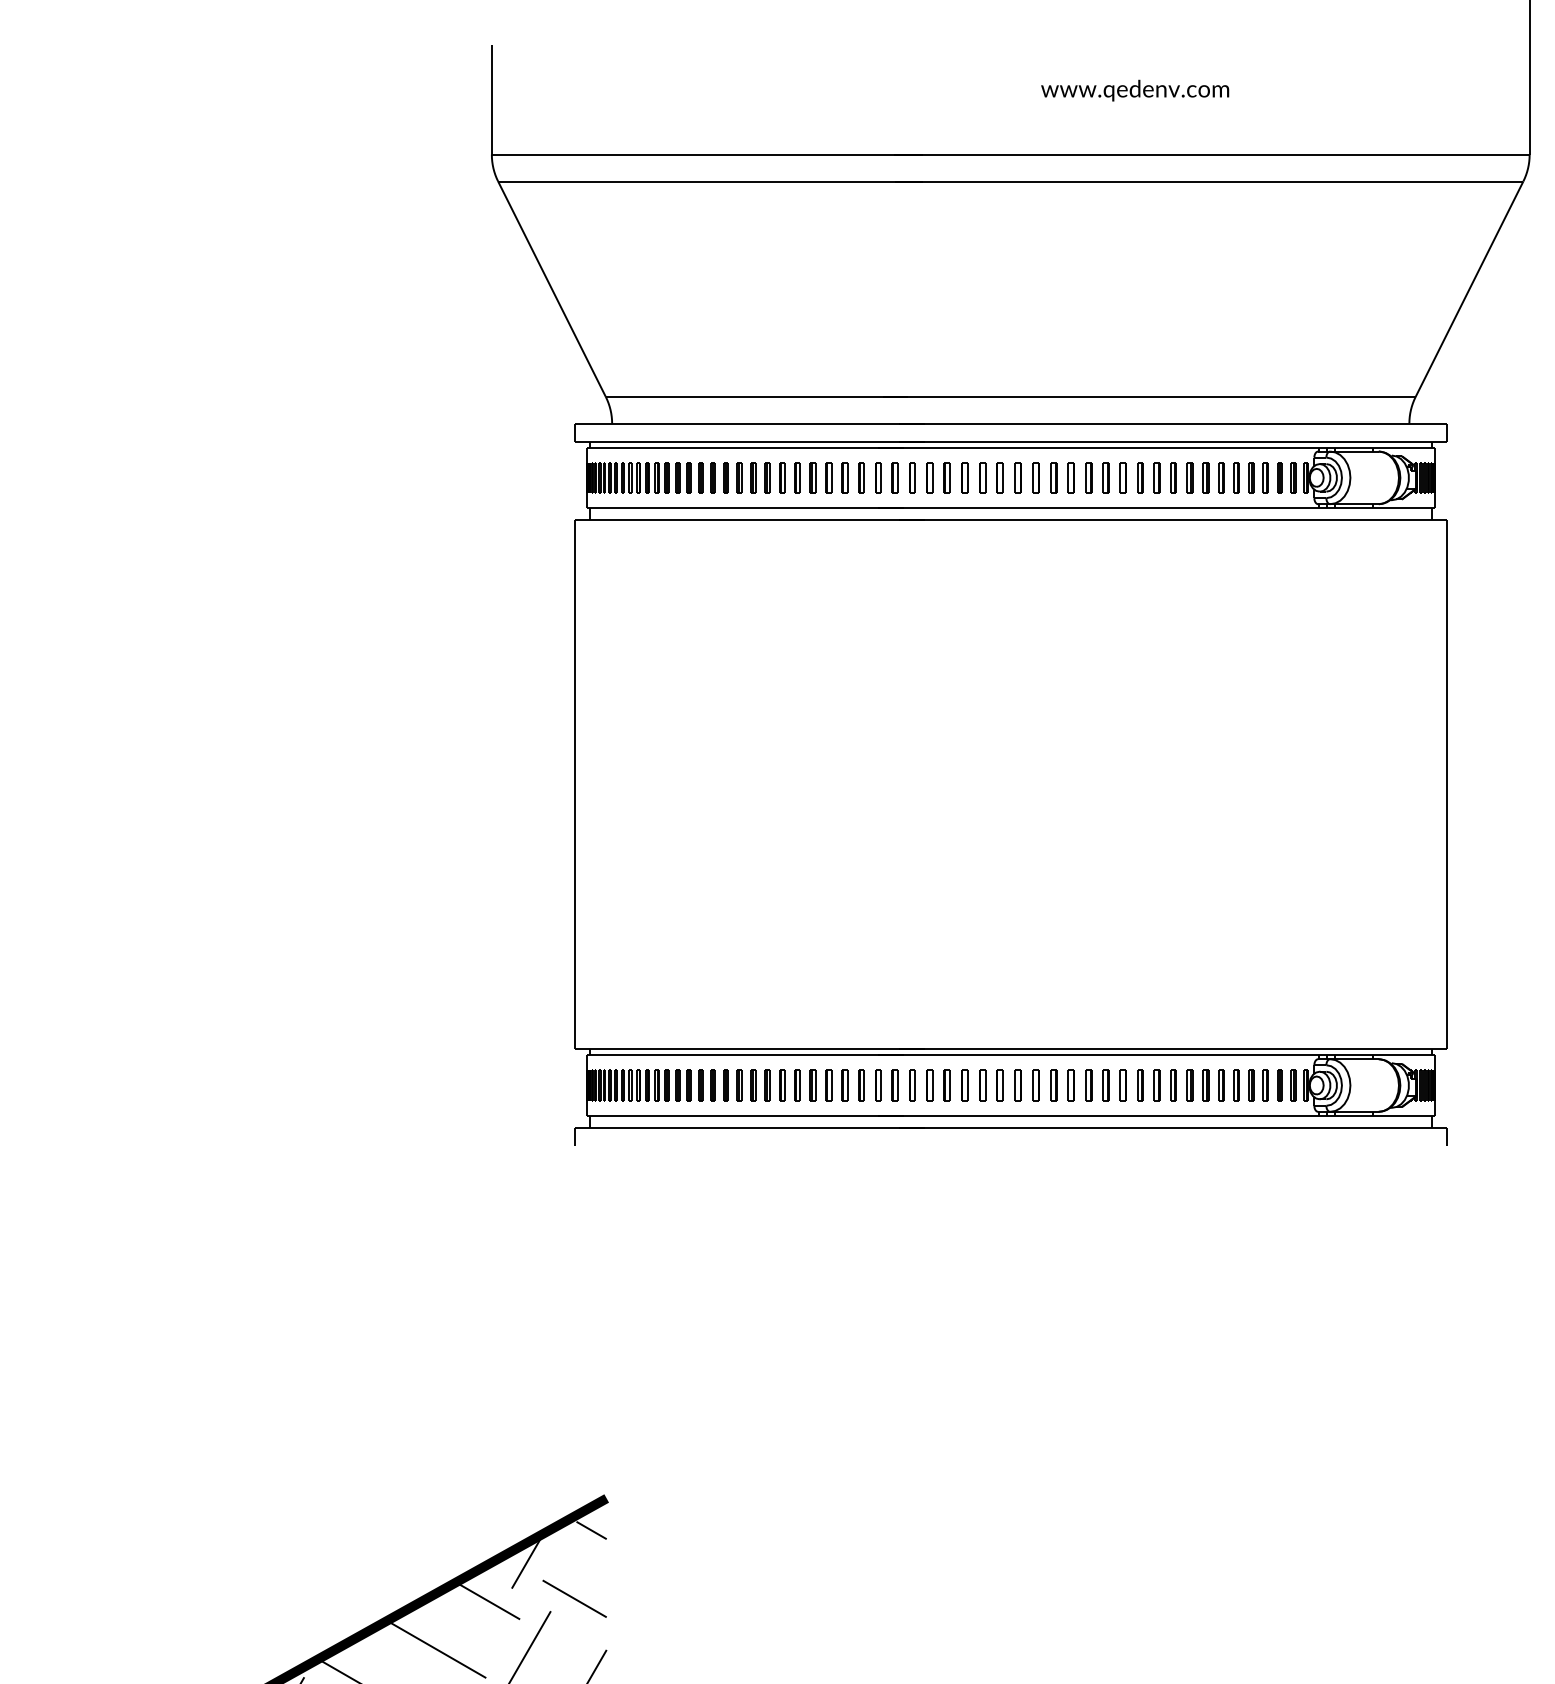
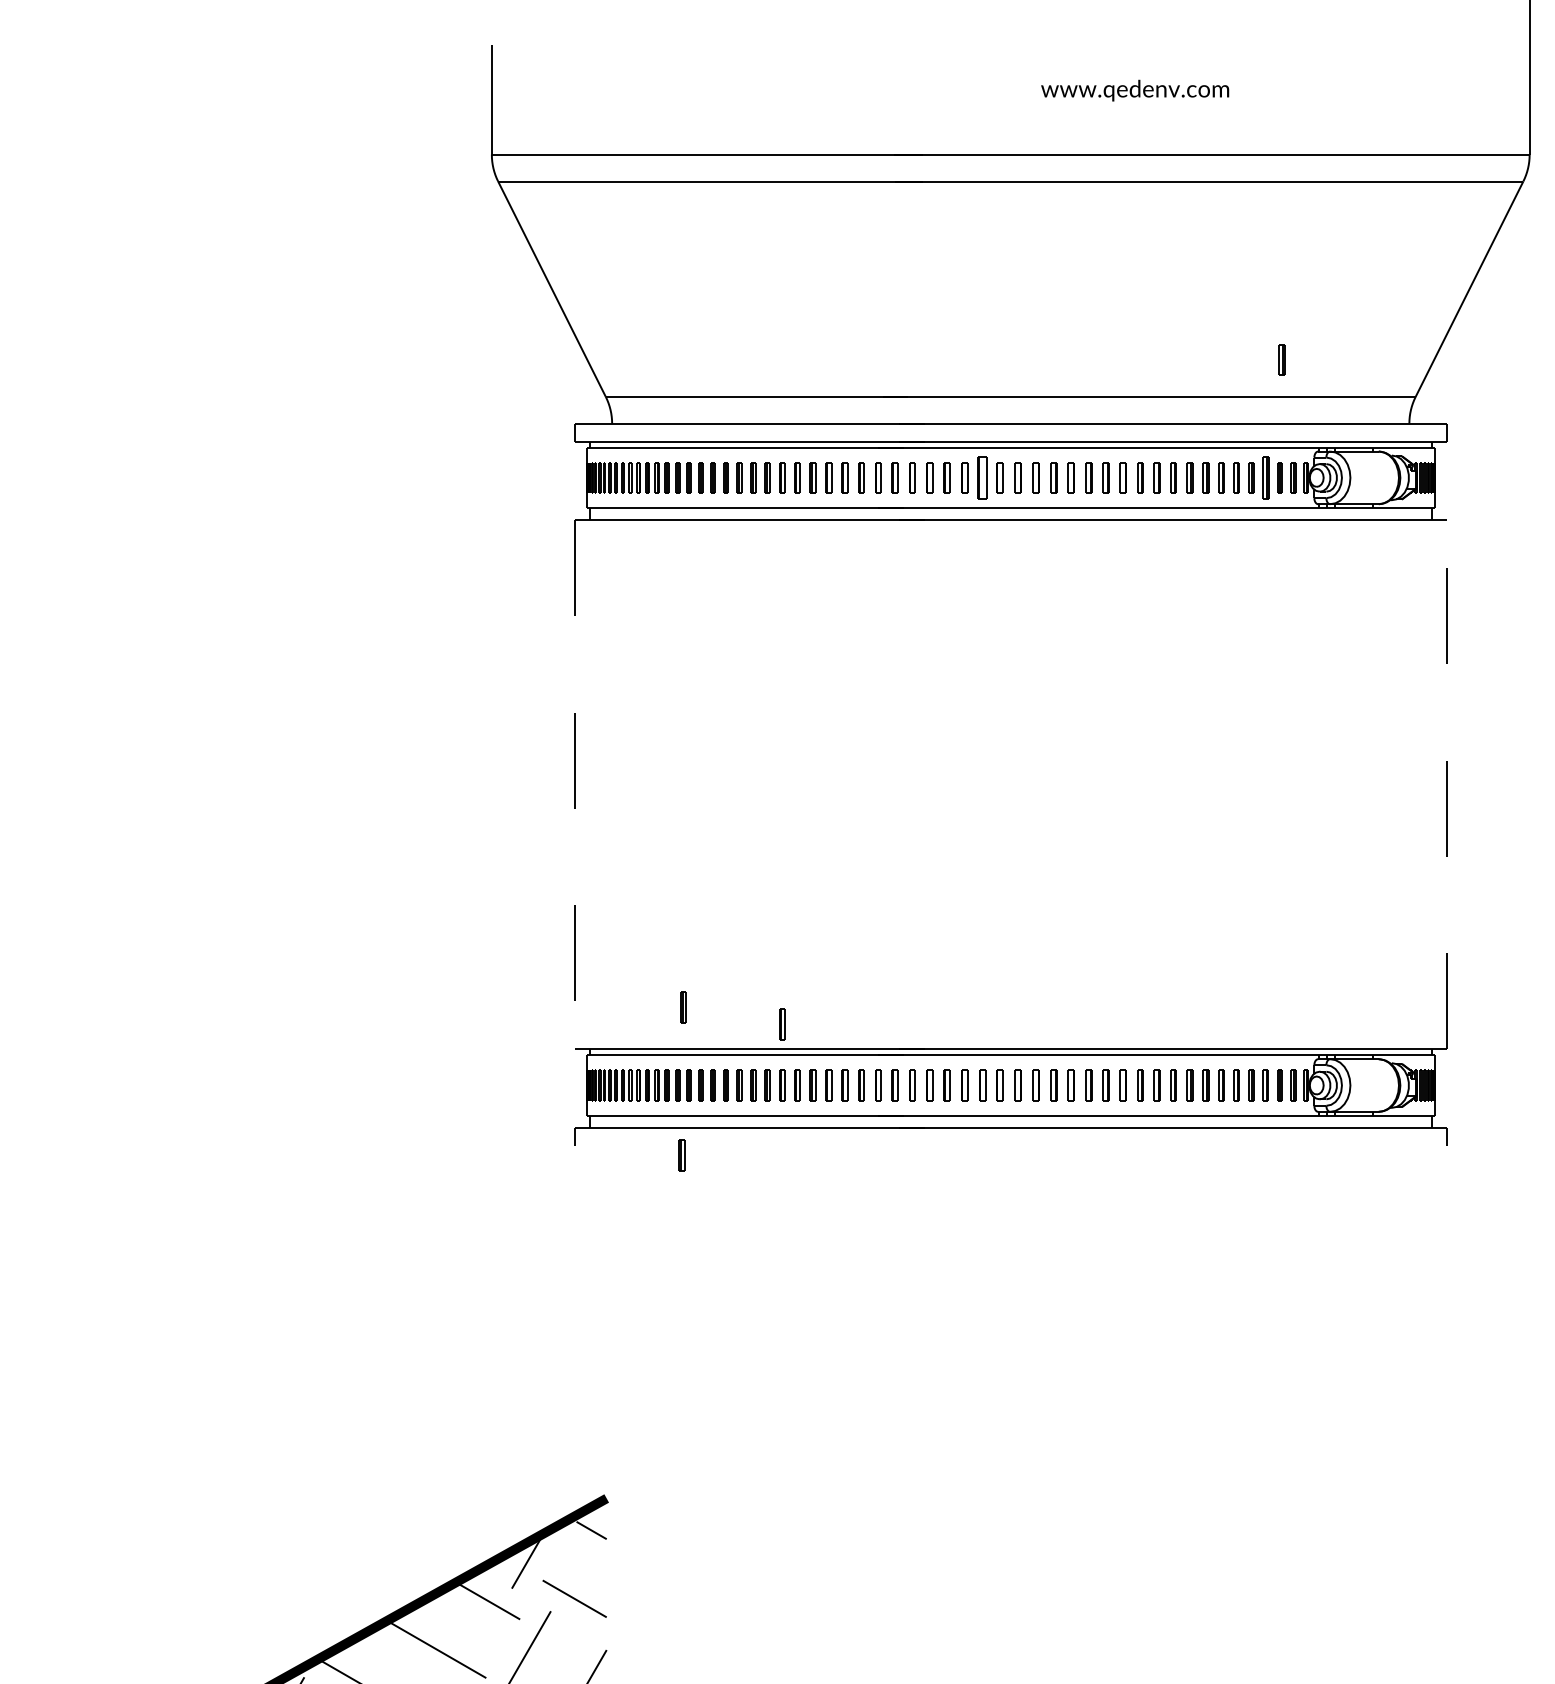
part: none -> present (1281, 359)
part size: 8x32 px -> 11x44 px (982, 477)
part size: 7x32 px -> 8x44 px (1265, 477)
line: solid -> dashed (574, 784)
line: solid -> dashed (1446, 784)
part: none -> present (683, 1007)
part: none -> present (782, 1024)
part: none -> present (681, 1155)
